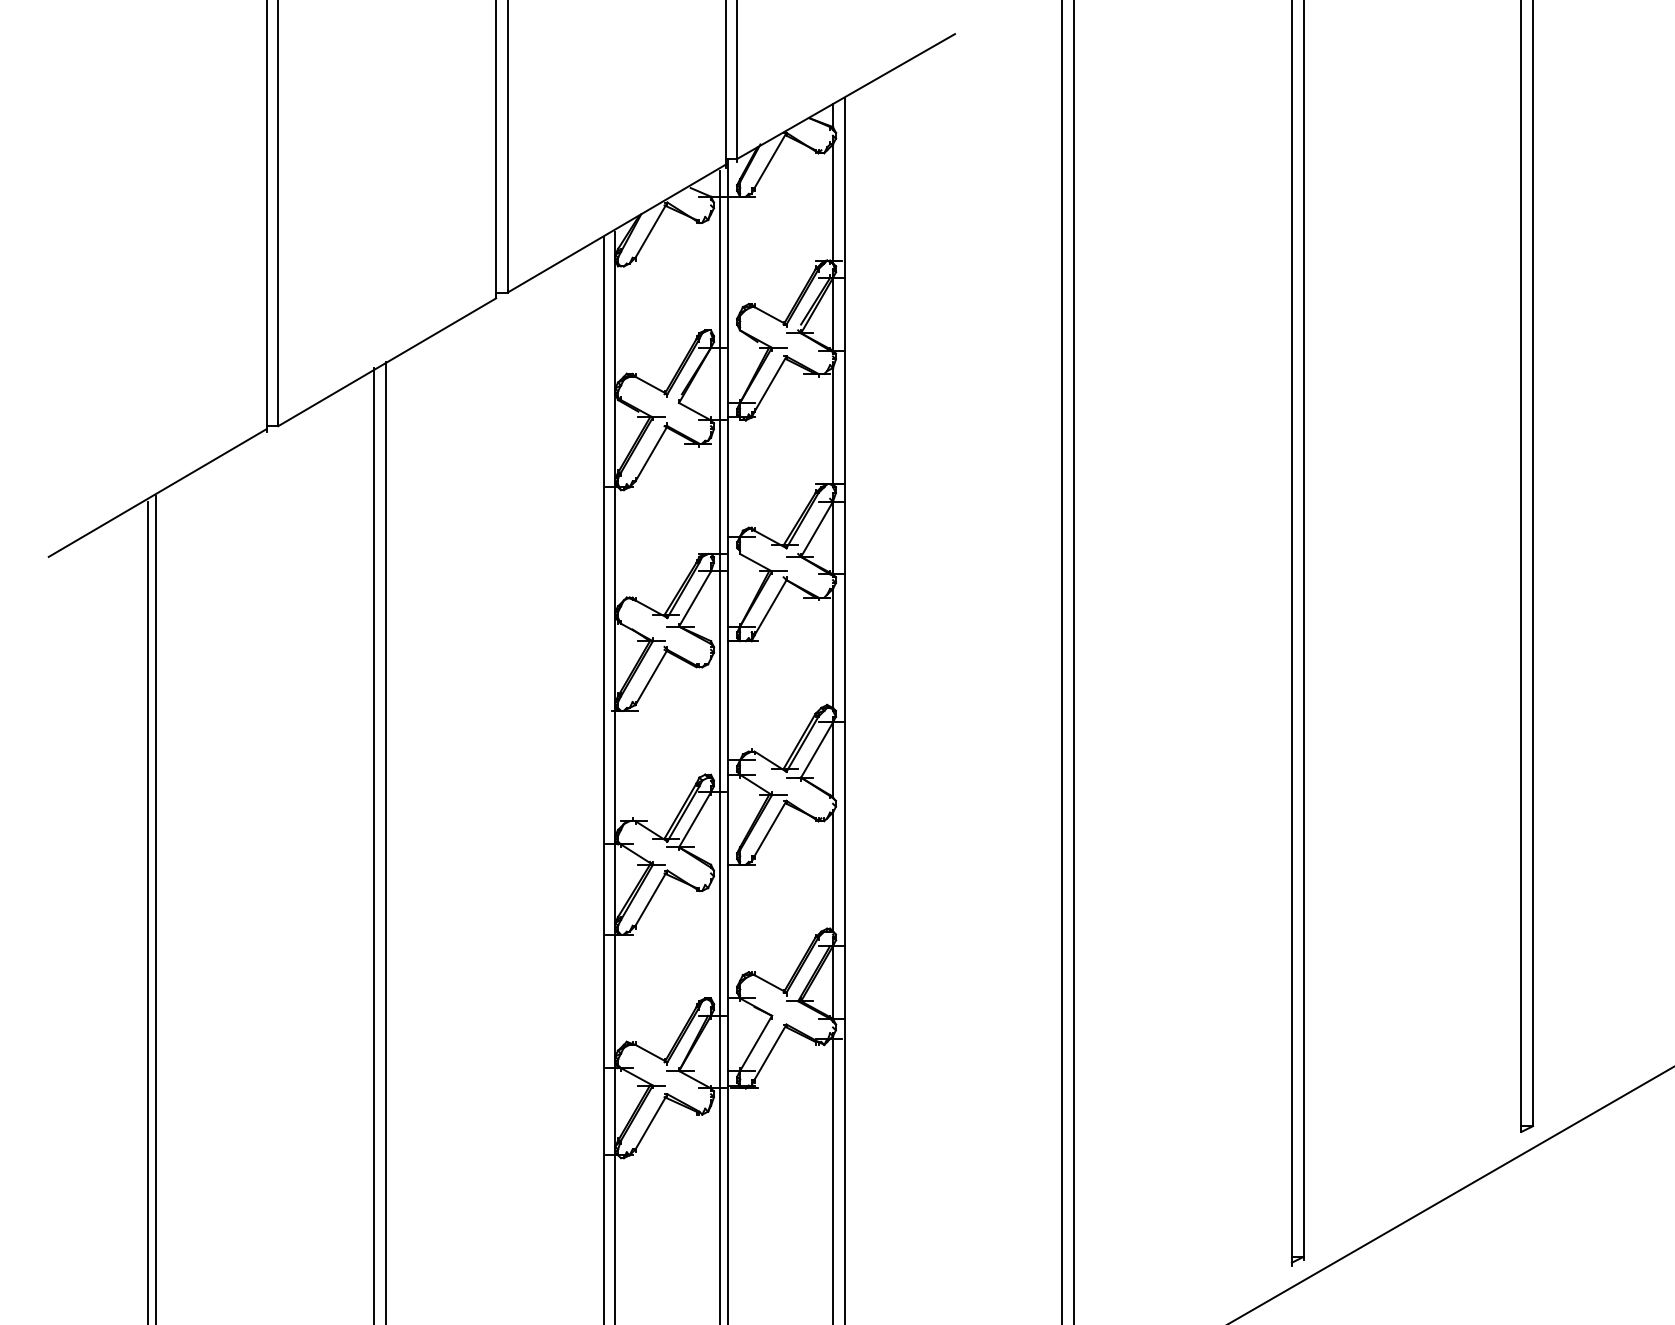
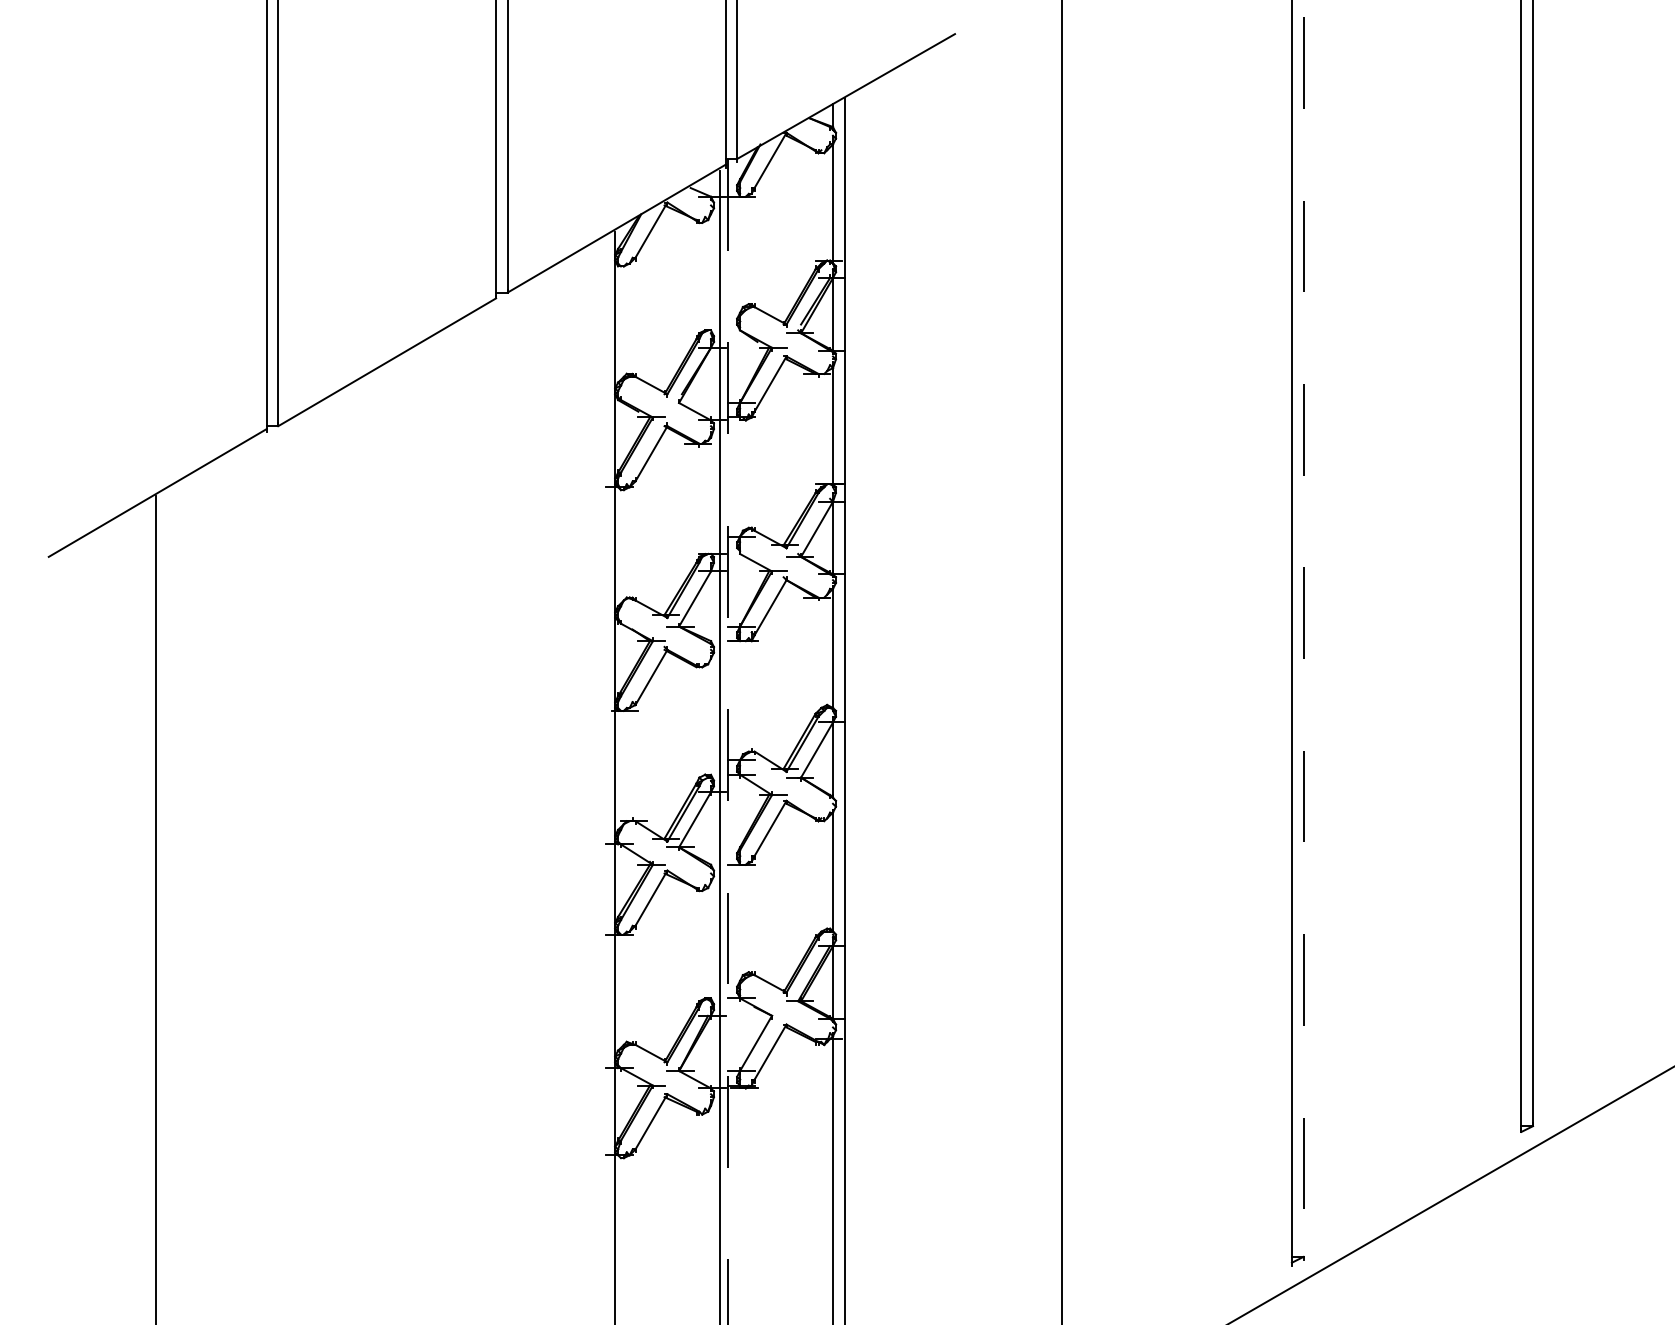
line: solid -> dashed (1303, 629)
line: present -> none (1074, 661)
line: solid -> dashed (728, 741)
line: present -> none (603, 779)
line: present -> none (385, 841)
line: present -> none (374, 844)
line: present -> none (147, 911)
